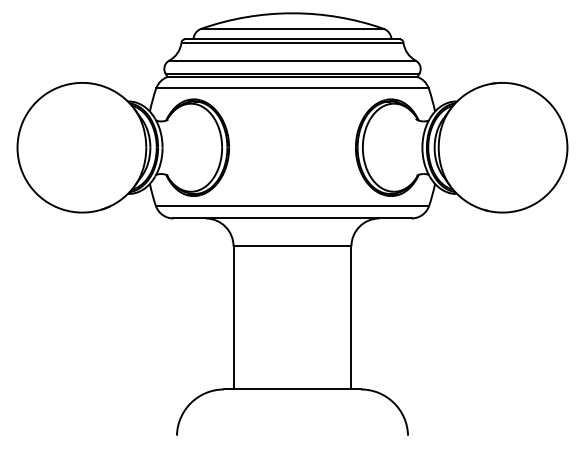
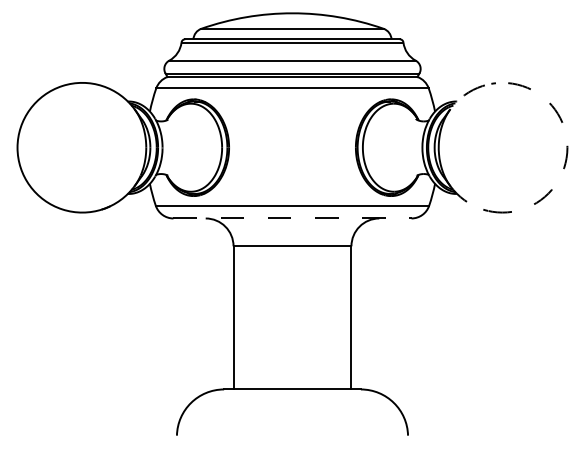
arc: solid -> dashed (567, 147)
line: solid -> dashed (293, 218)
